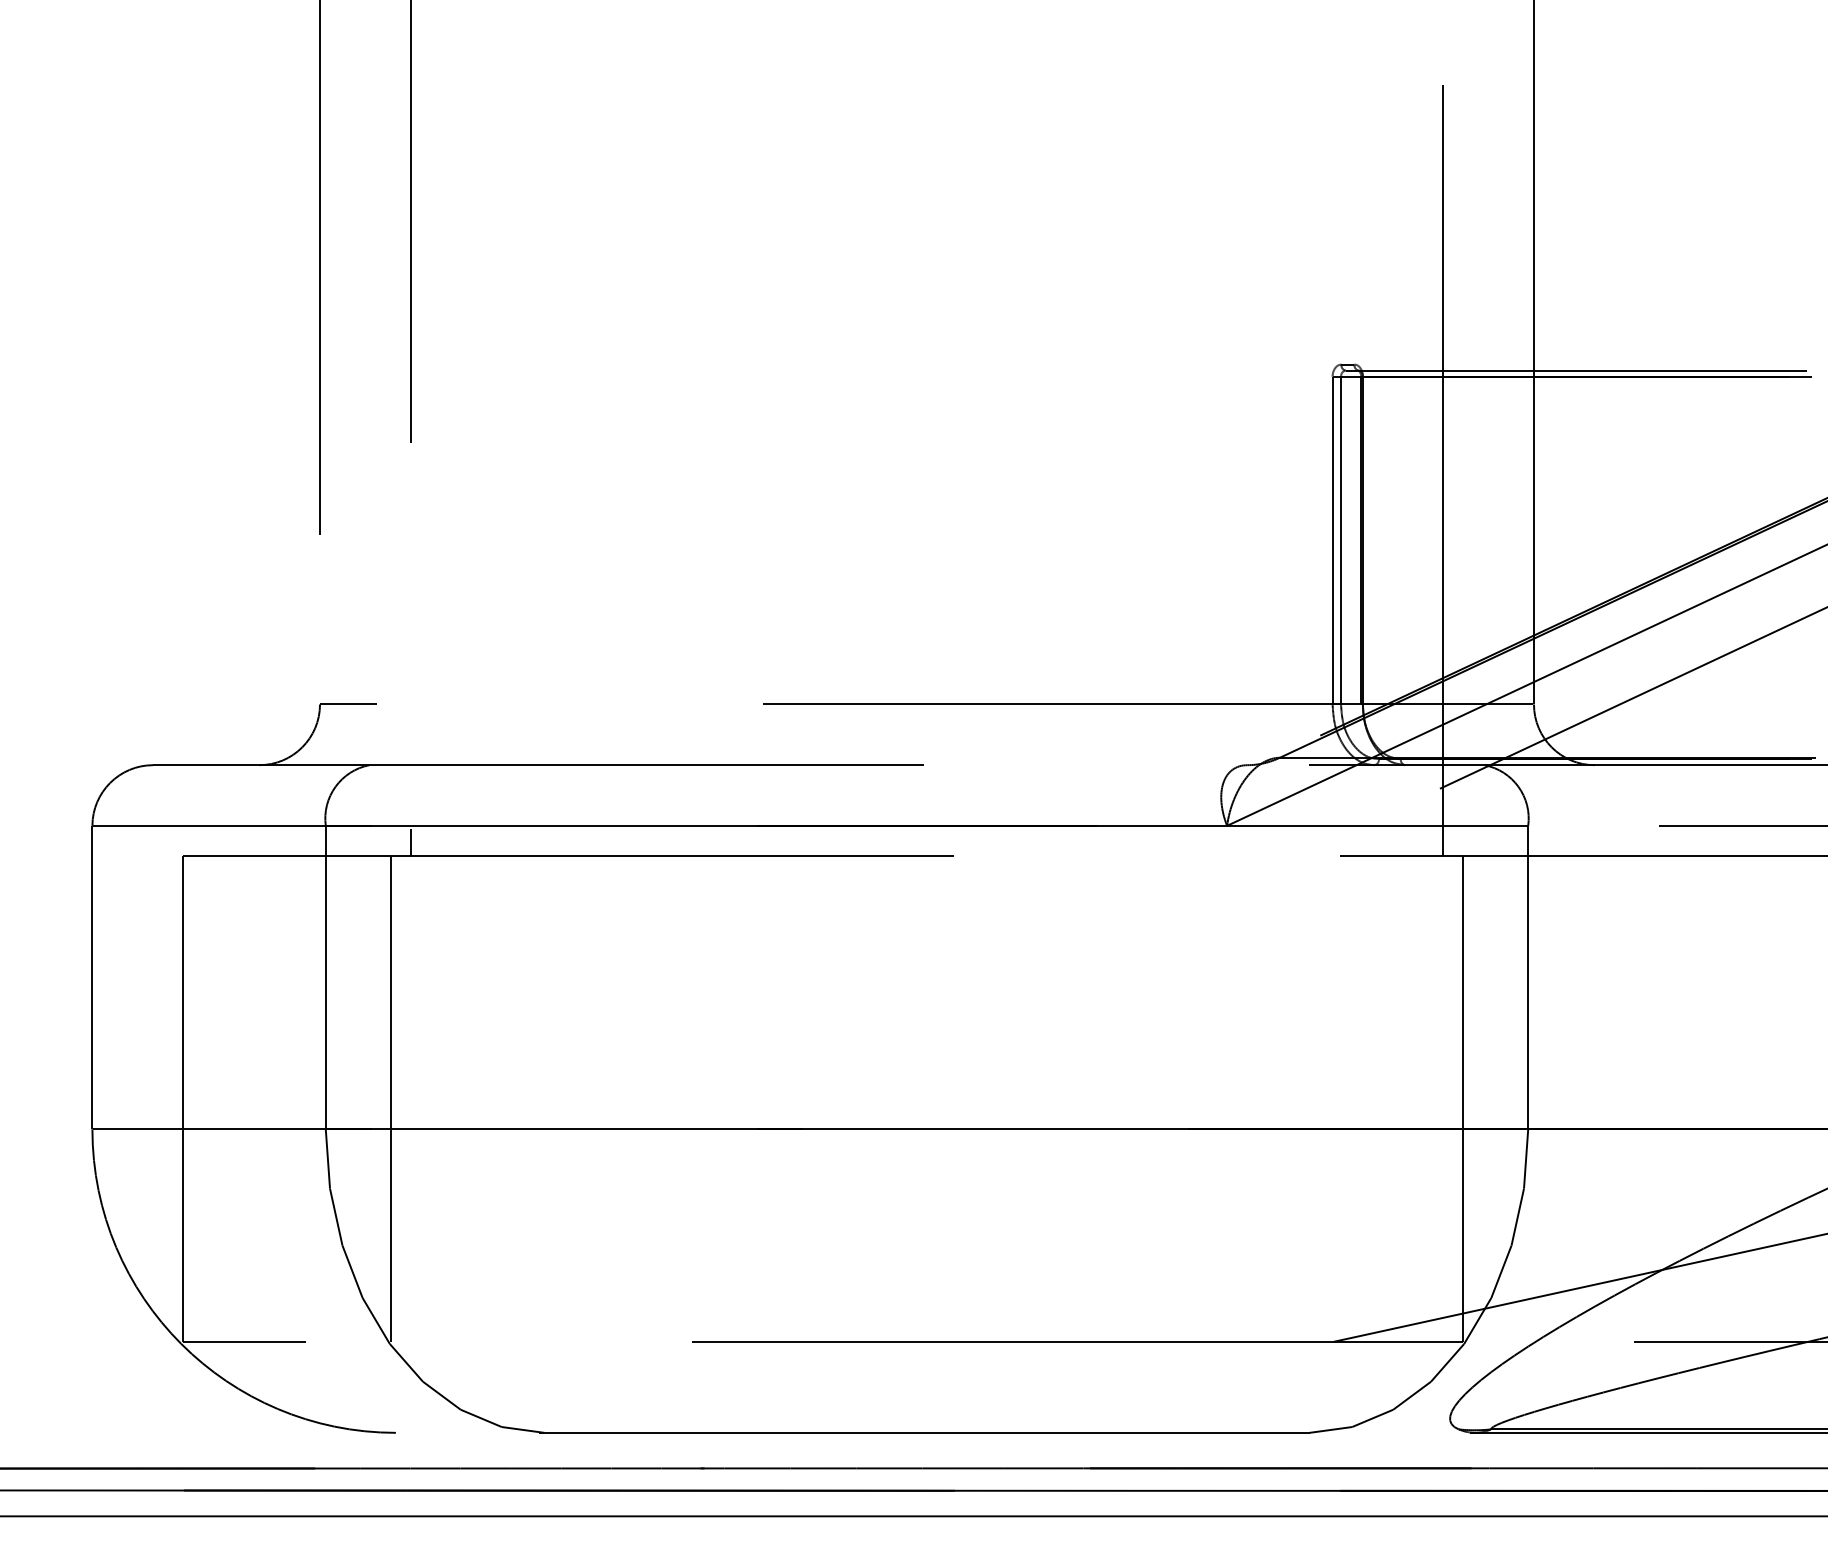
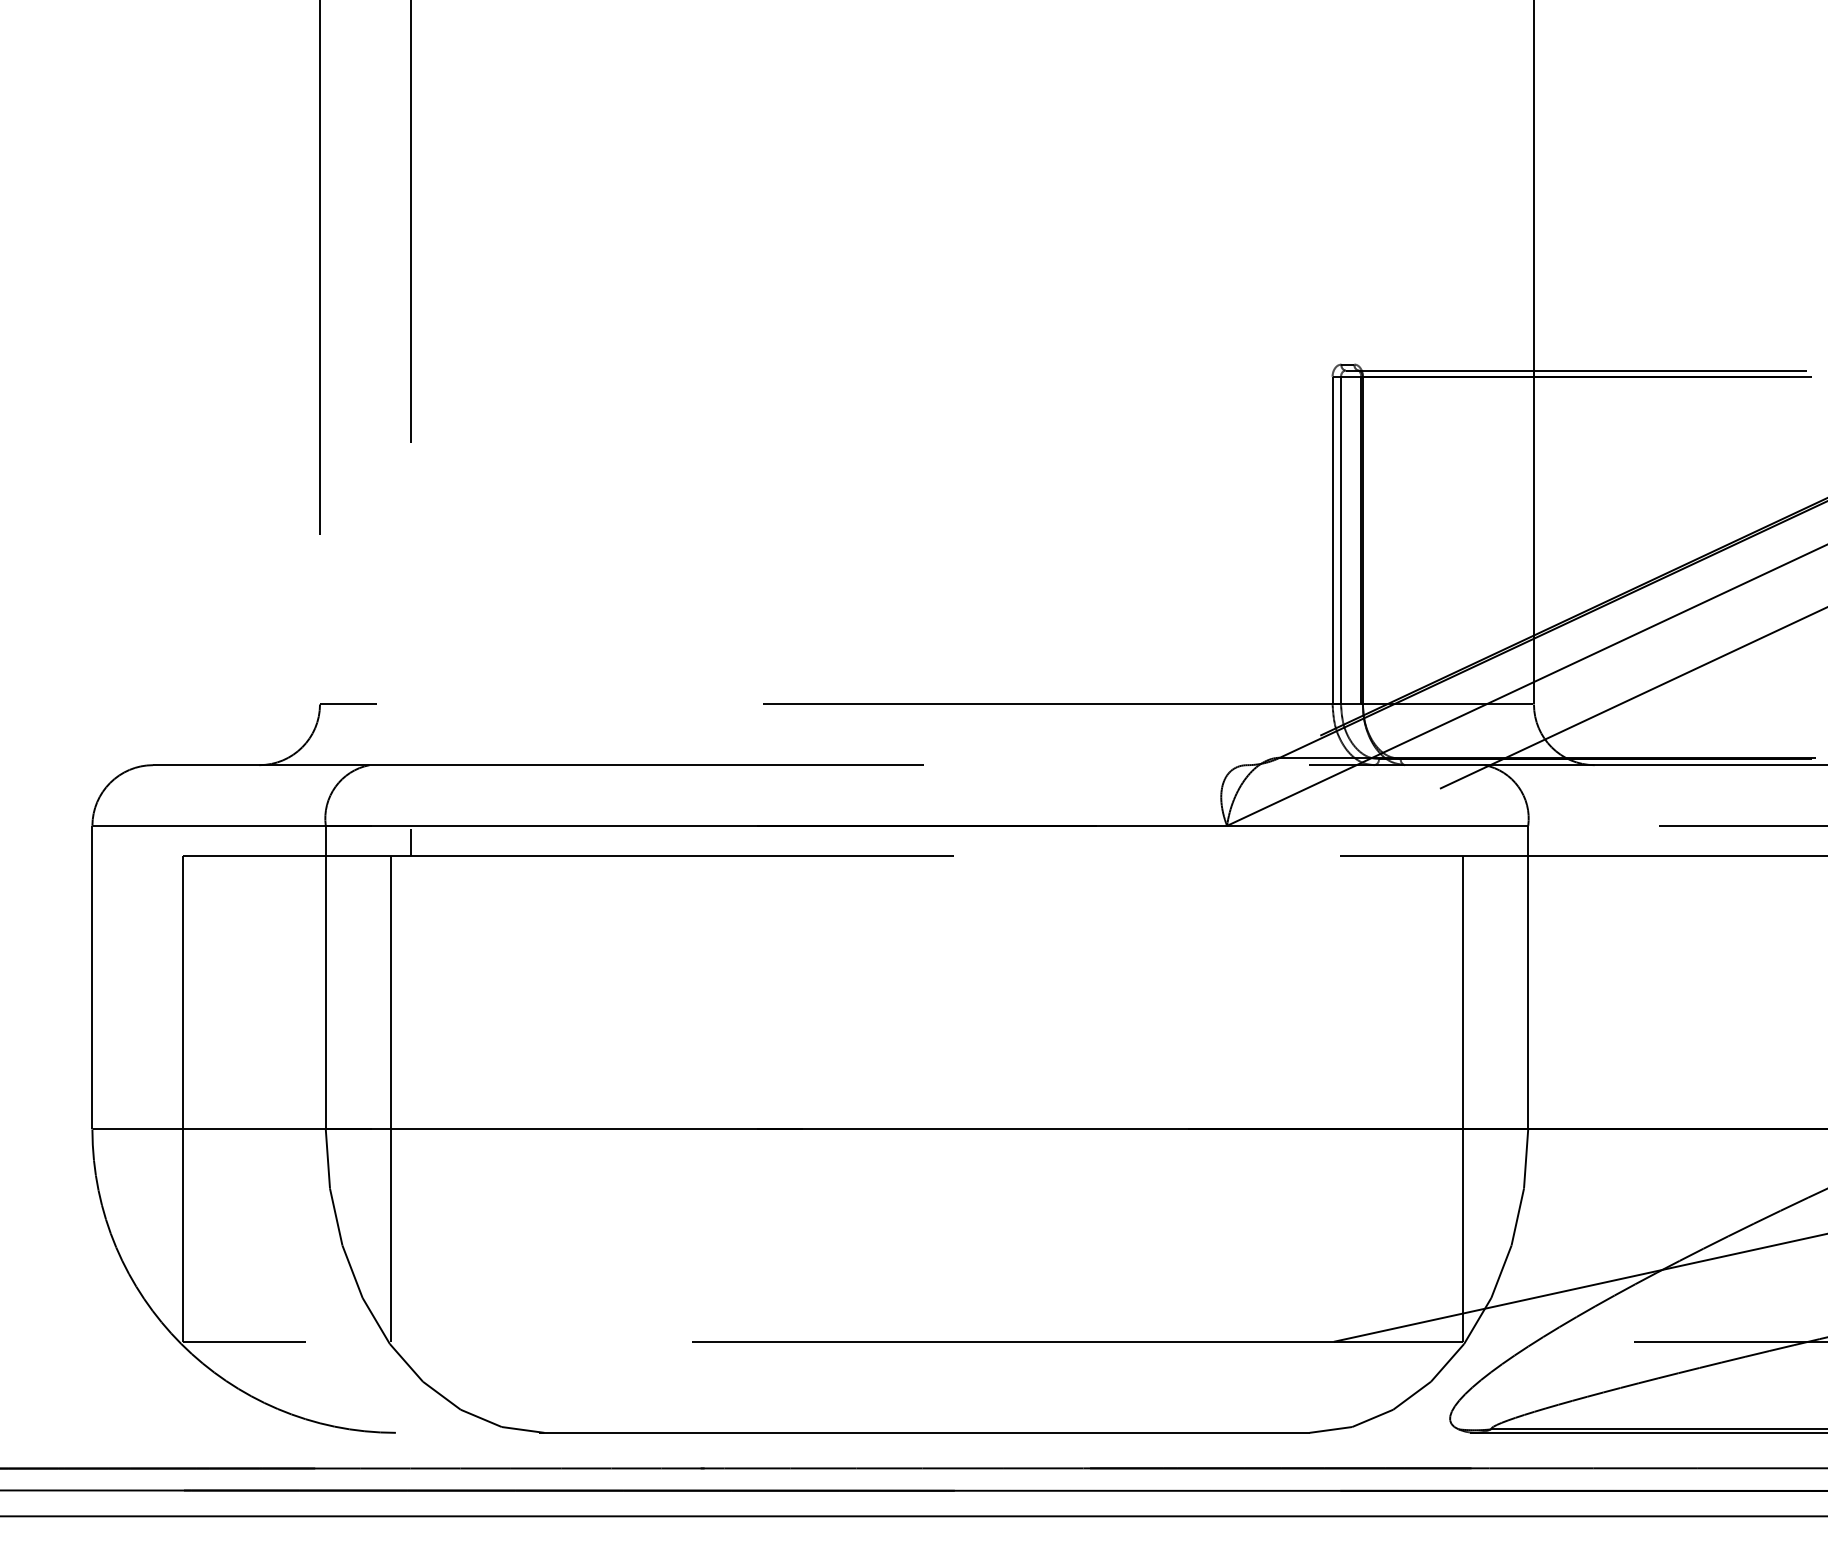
line: present -> none (1442, 429)
